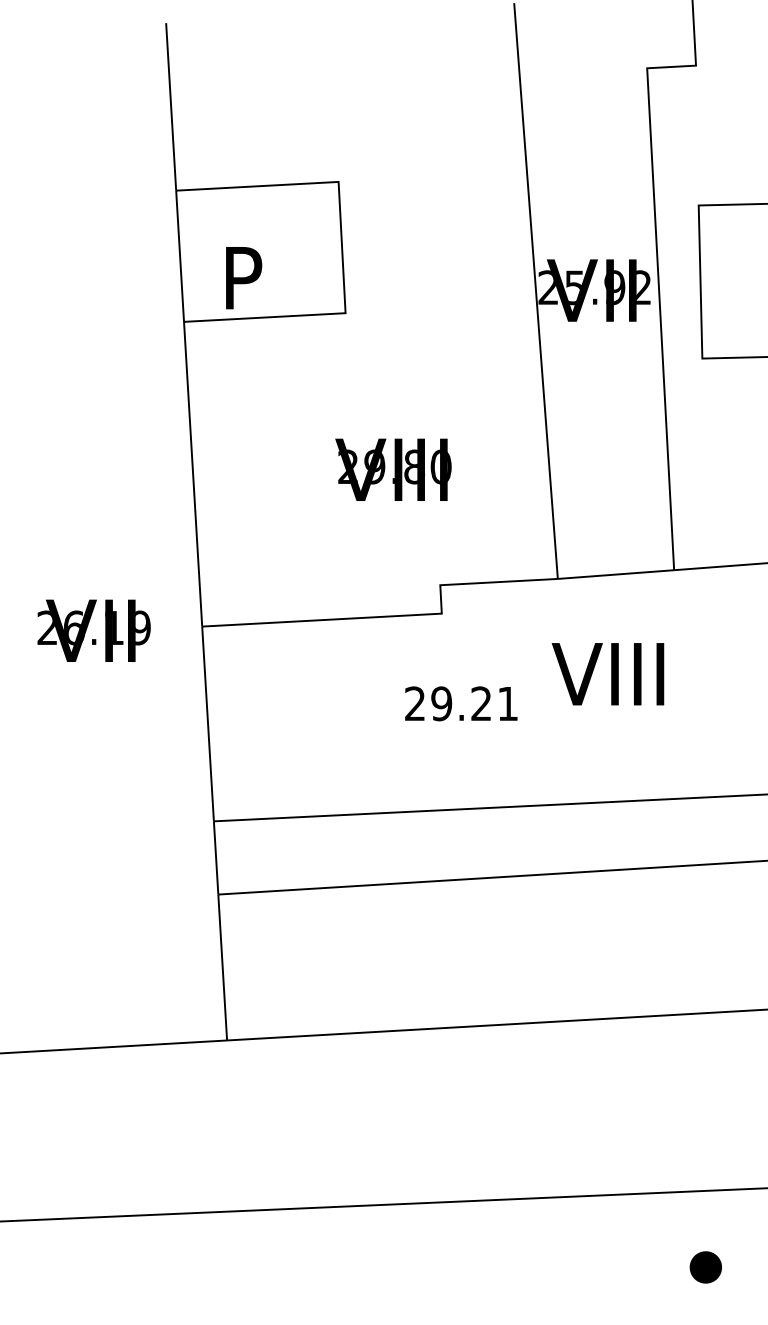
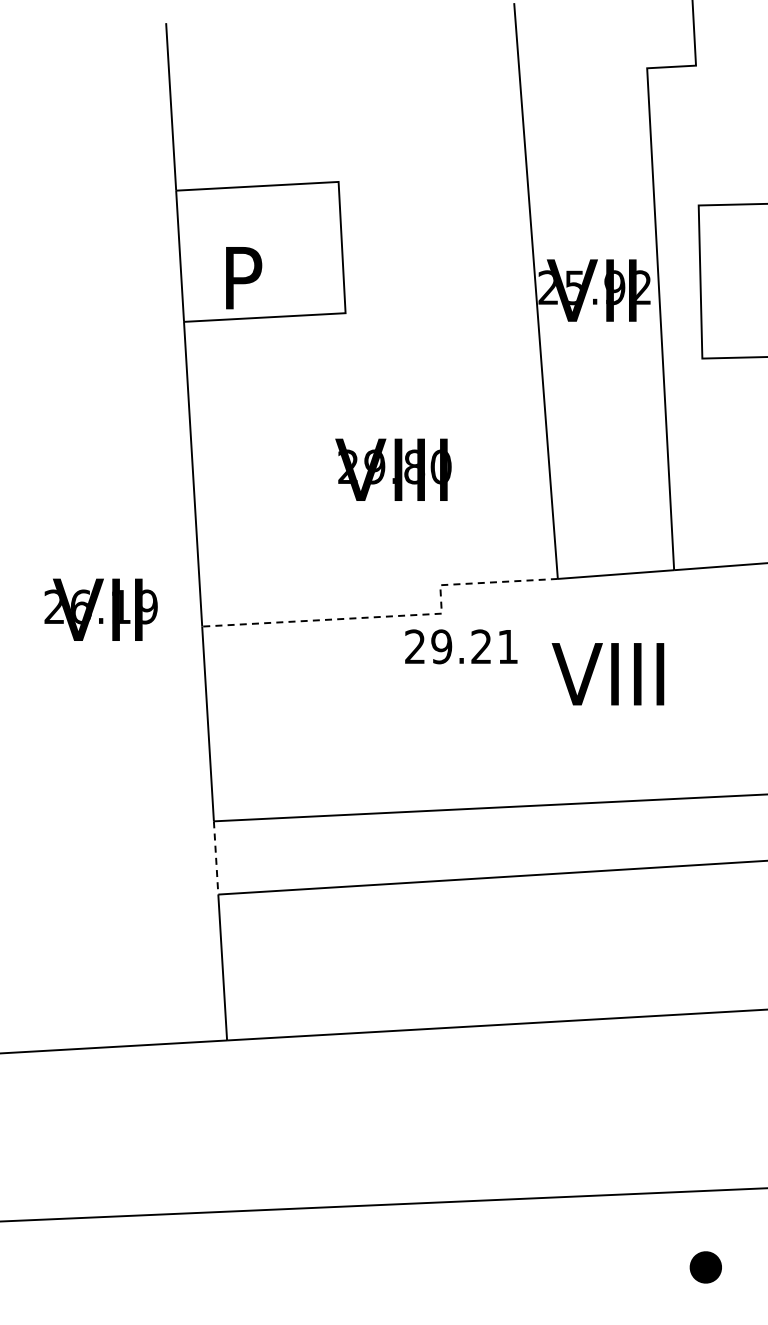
line: solid -> dashed (395, 616)
text position: (93, 630) -> (100, 609) (100, 609)
text position: (461, 703) -> (461, 646) (461, 646)
line: solid -> dashed (216, 857)
